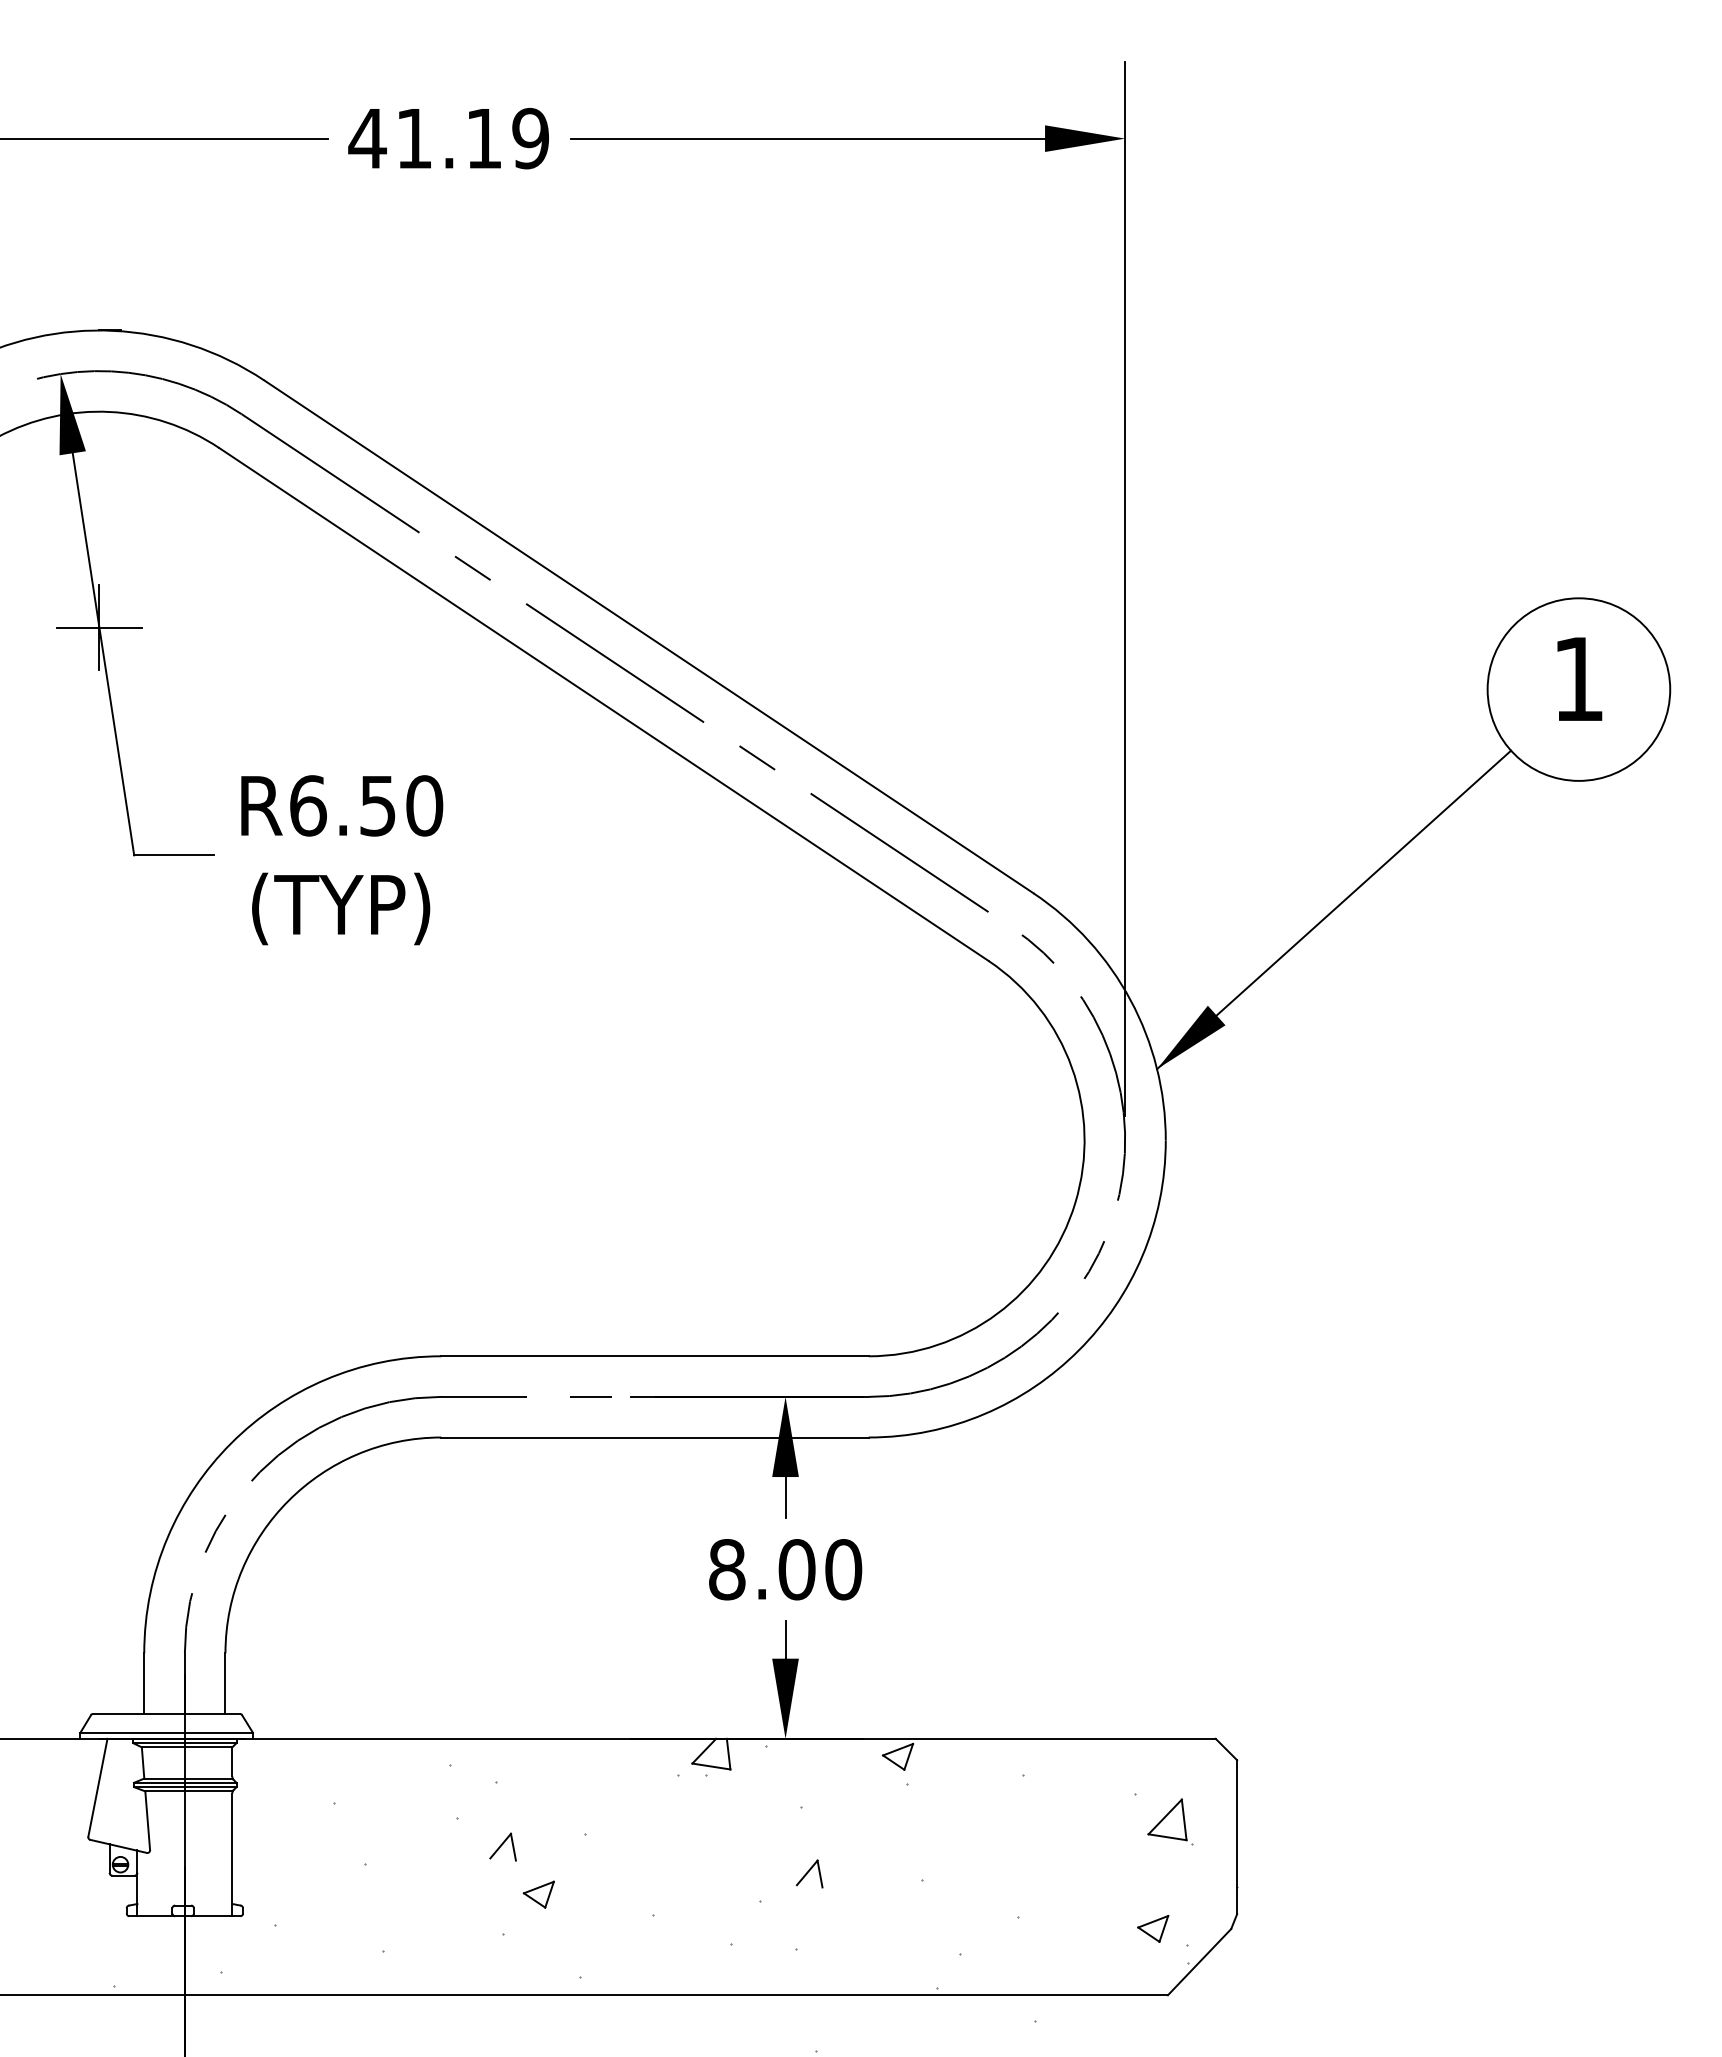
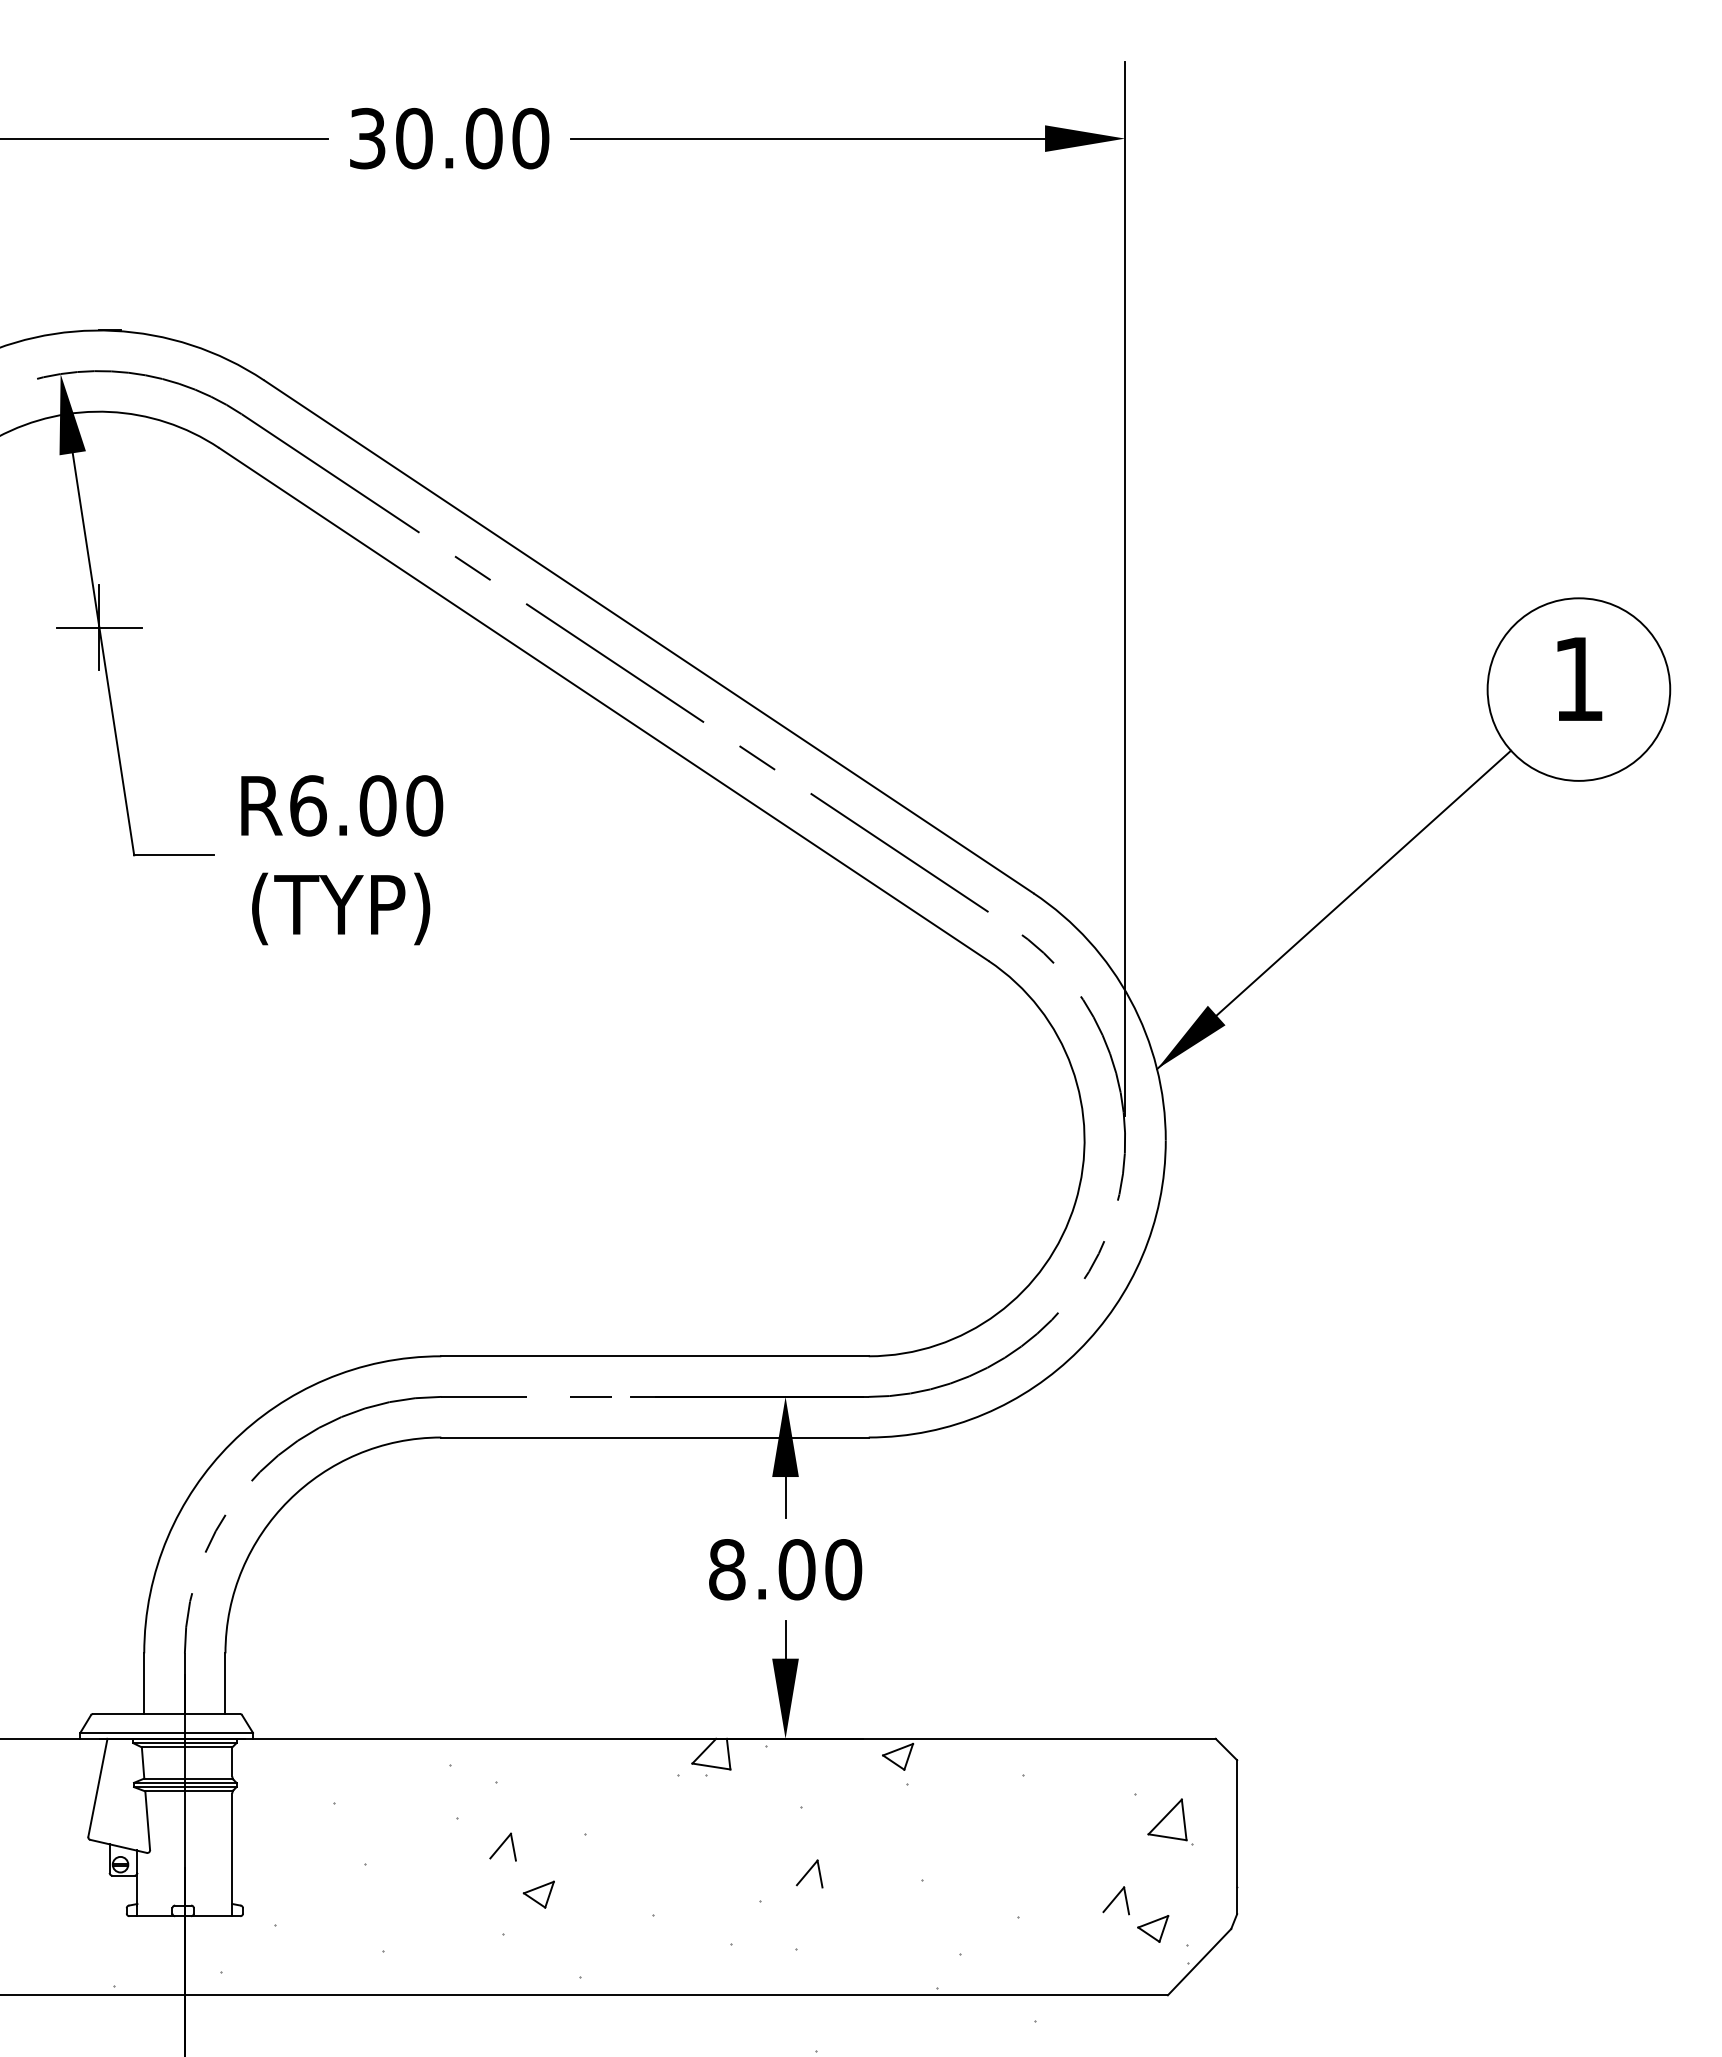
text: 41.19 -> 30.00 (448, 138)
text: R6.50 -> R6.00 (377, 805)
part: none -> present (1115, 1900)
